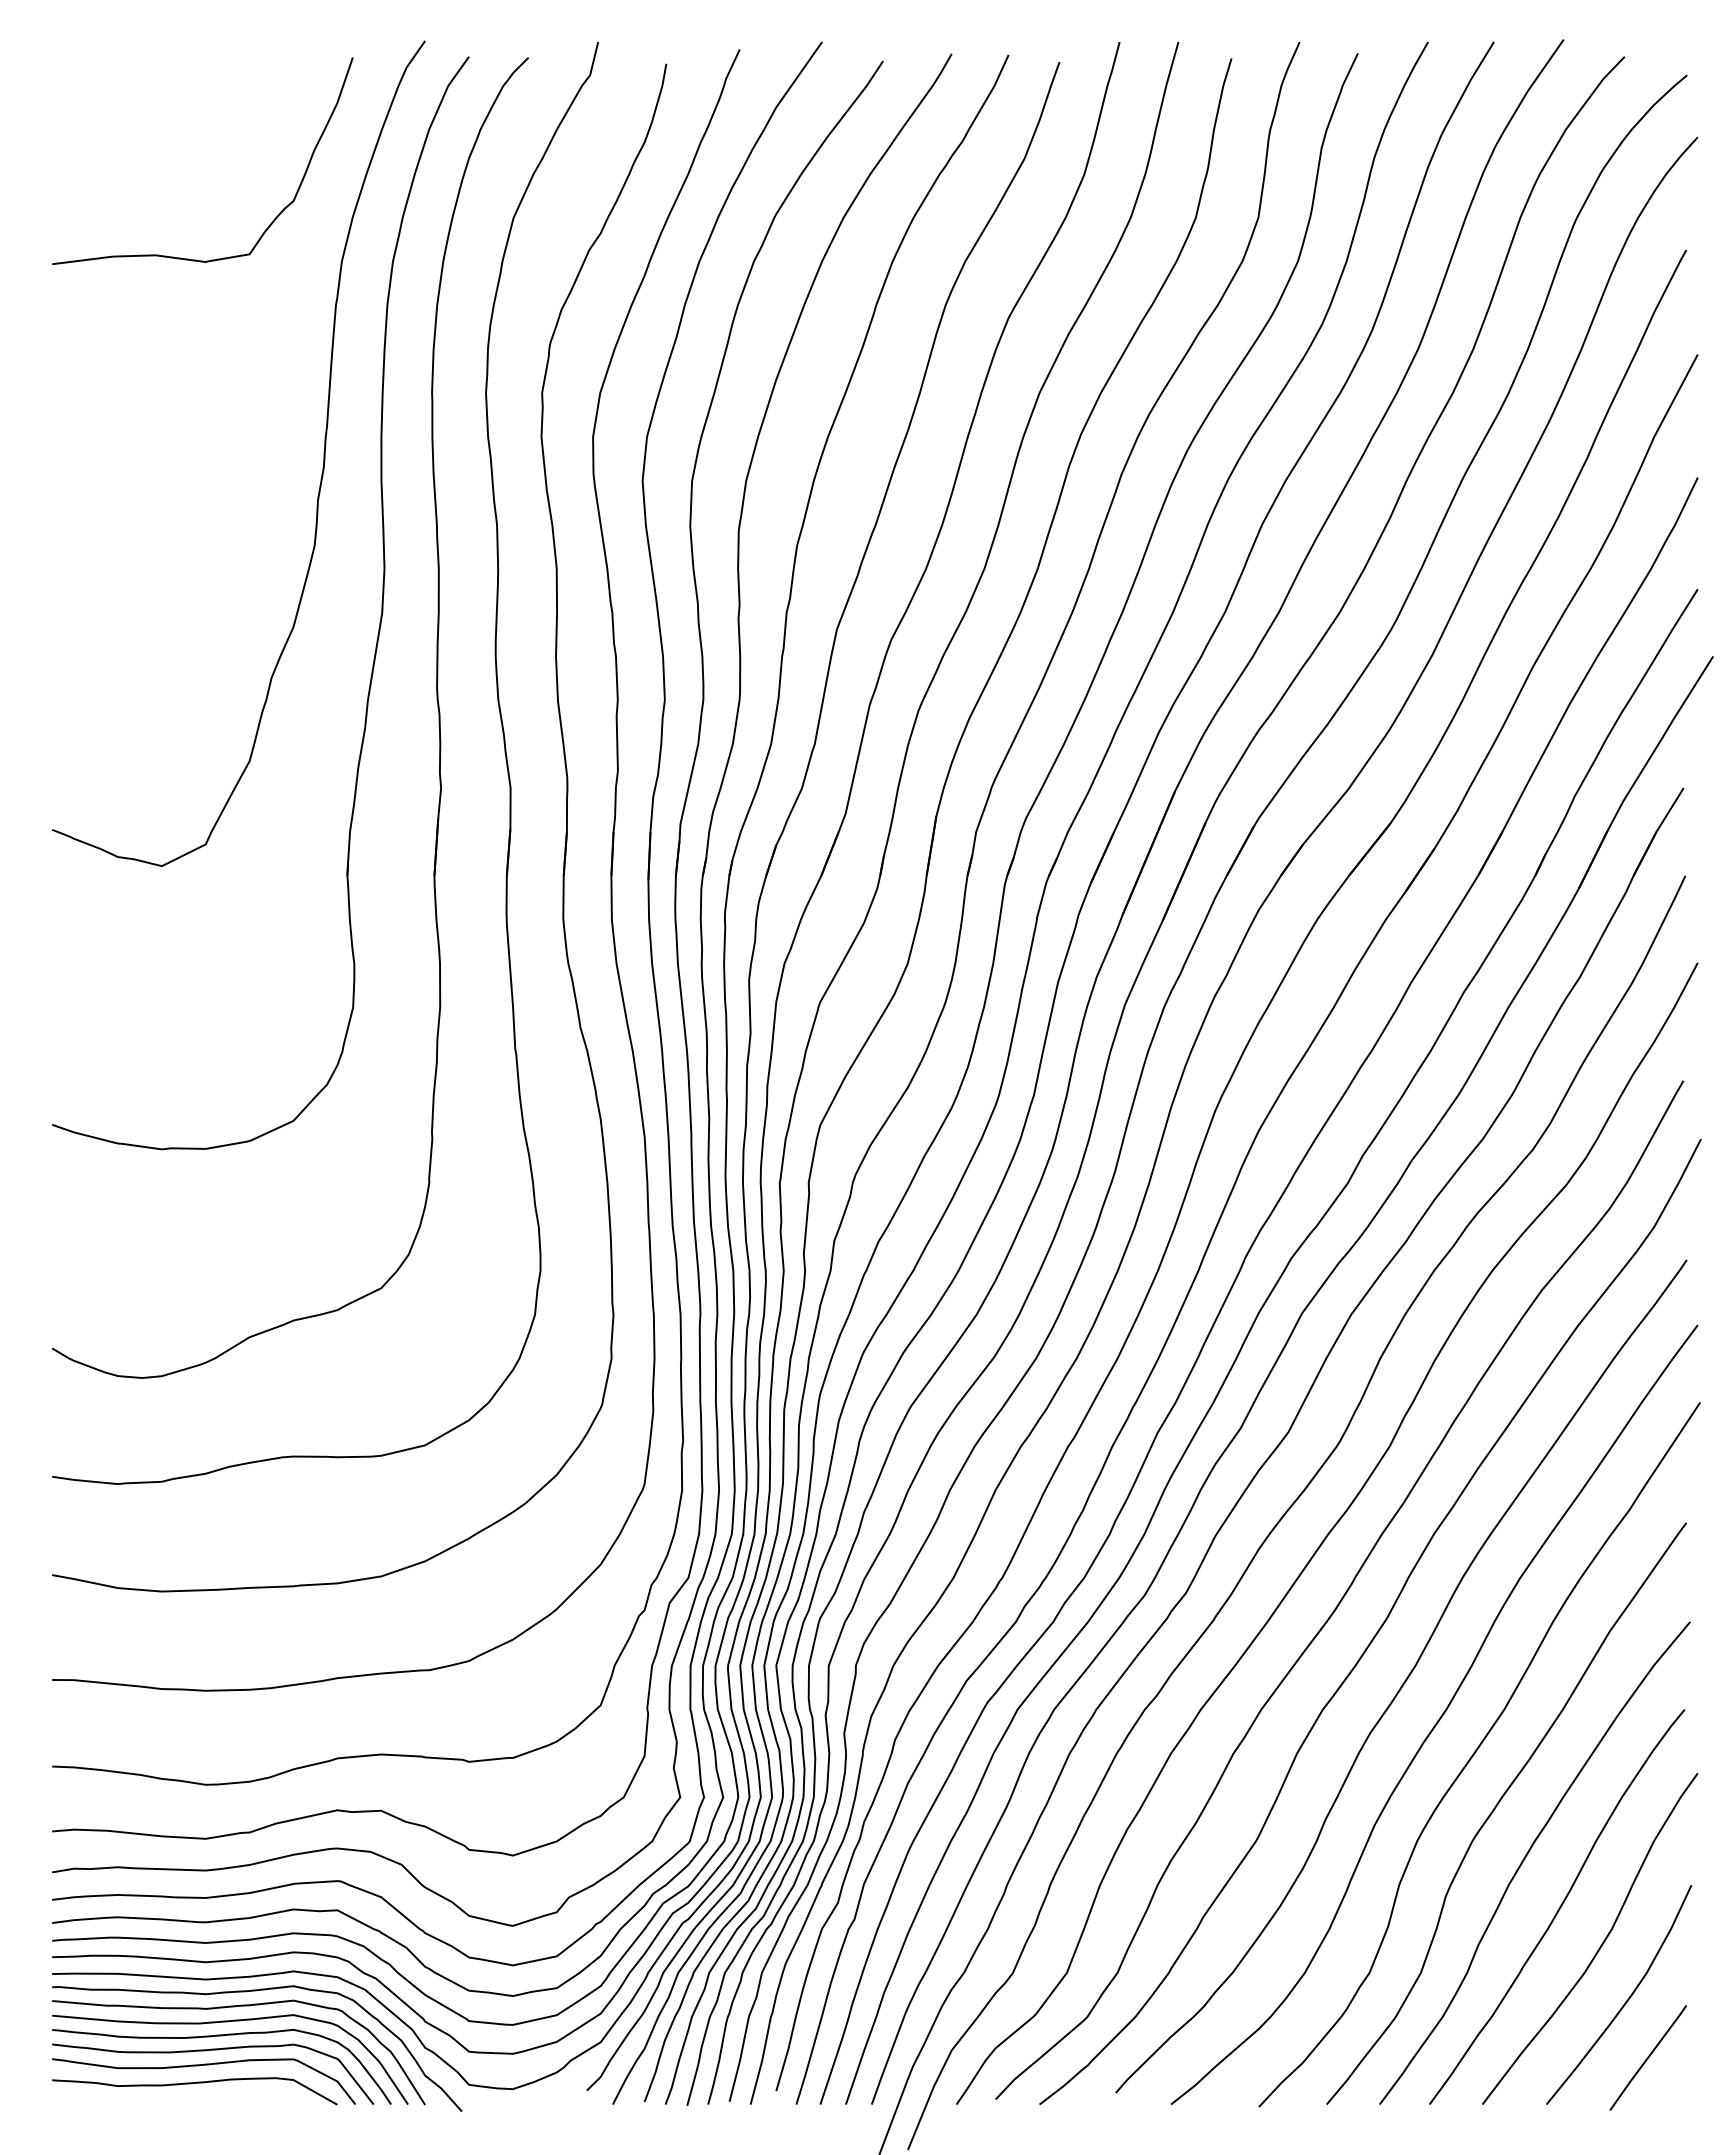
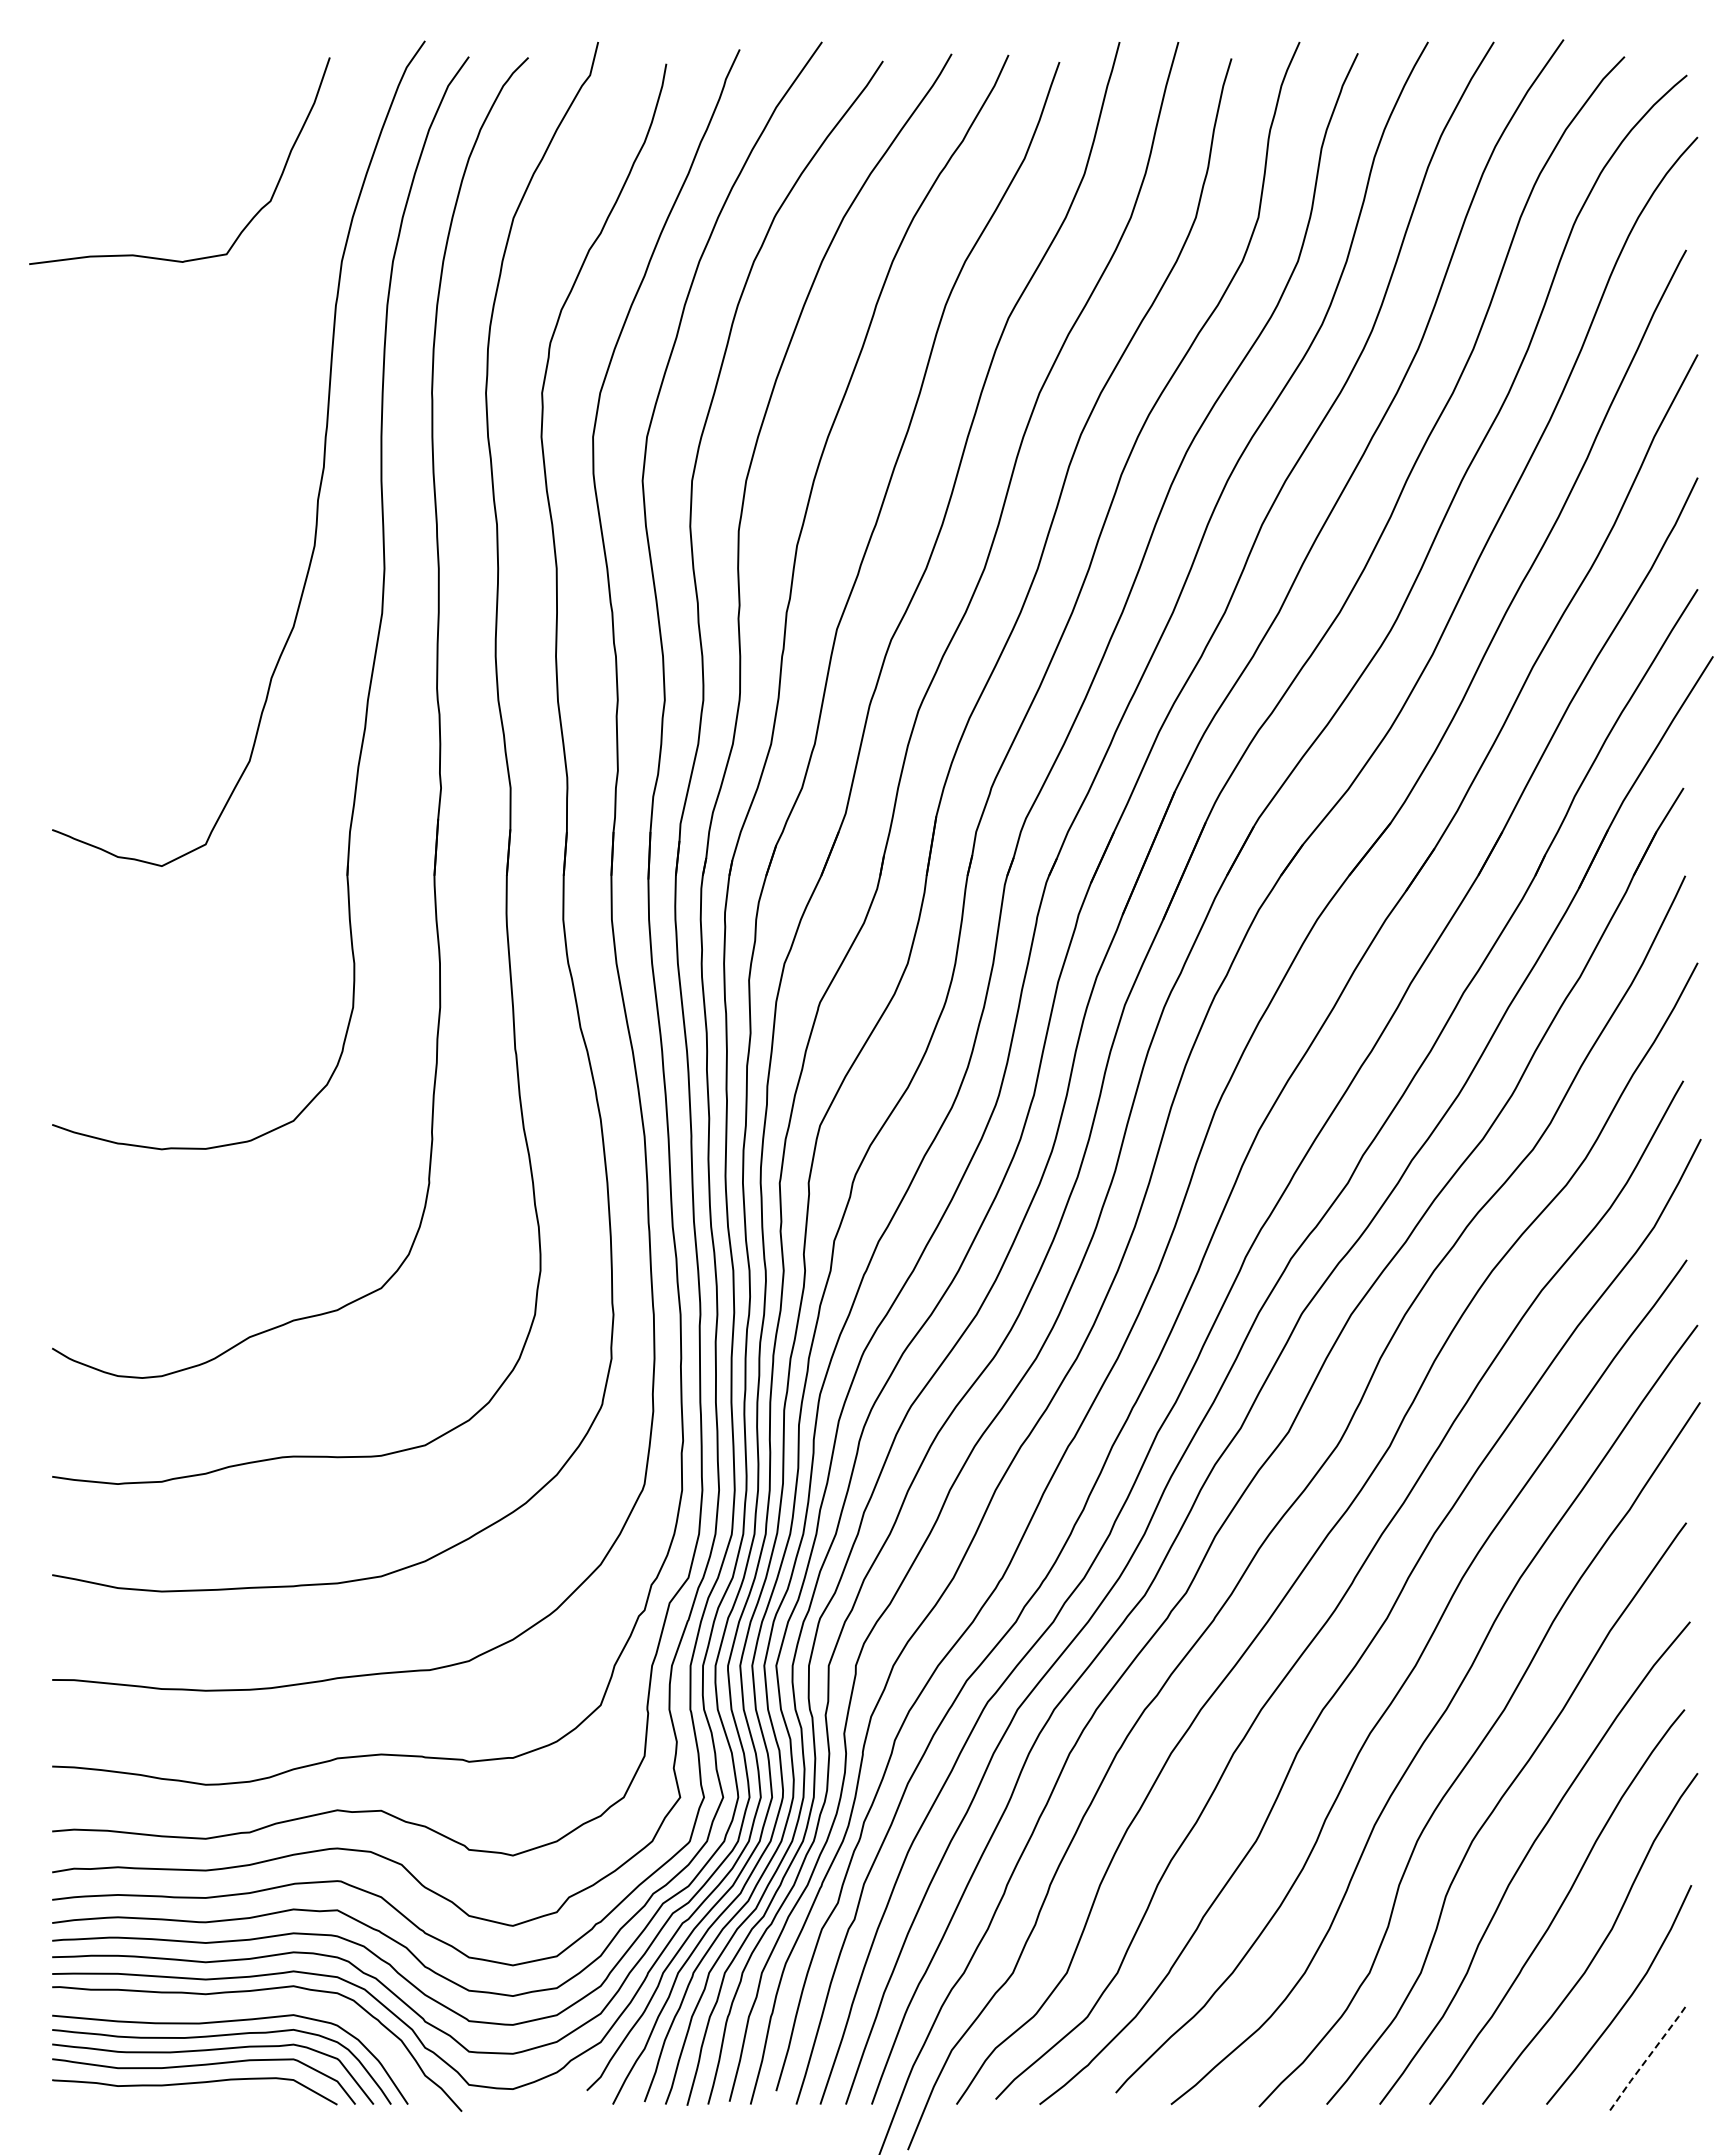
curve position: (273, 219) -> (250, 219) (250, 219)
curve: present -> none (235, 2007)
line: solid -> dashed (1648, 2057)
